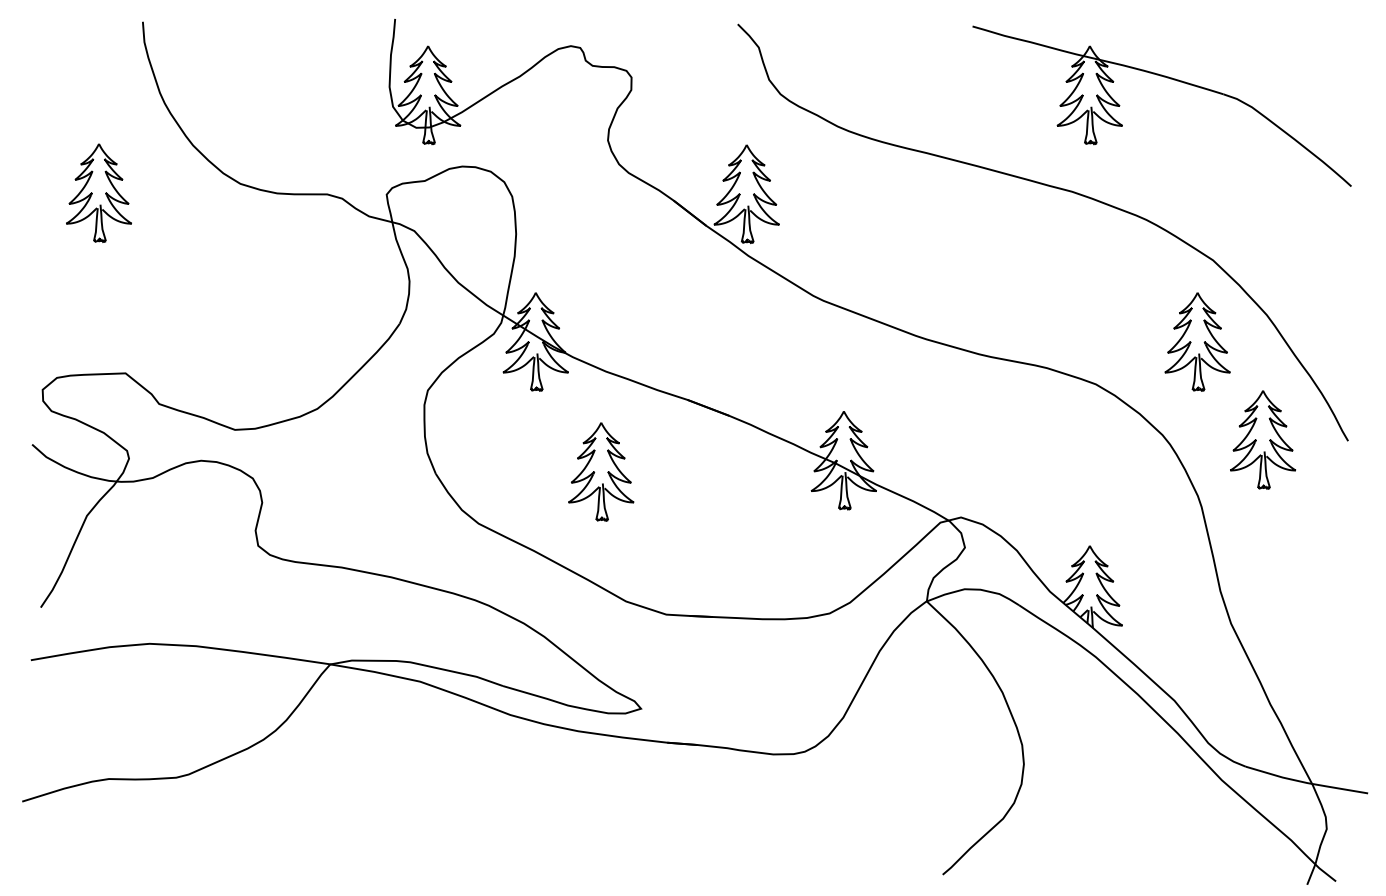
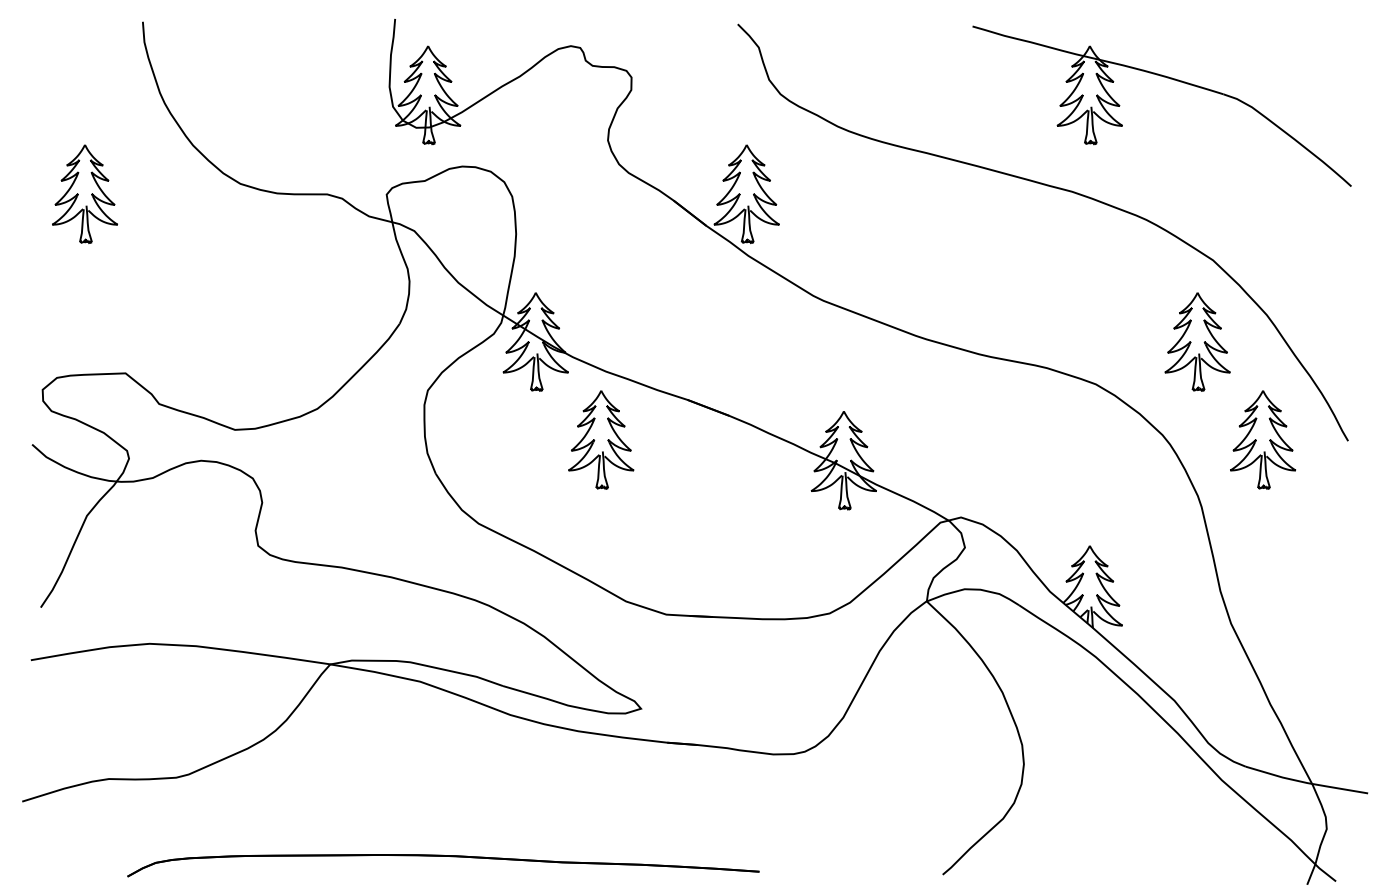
part position: (98, 192) -> (84, 193) (84, 193)
part position: (601, 471) -> (601, 439) (601, 439)
part: none -> present (443, 856)
